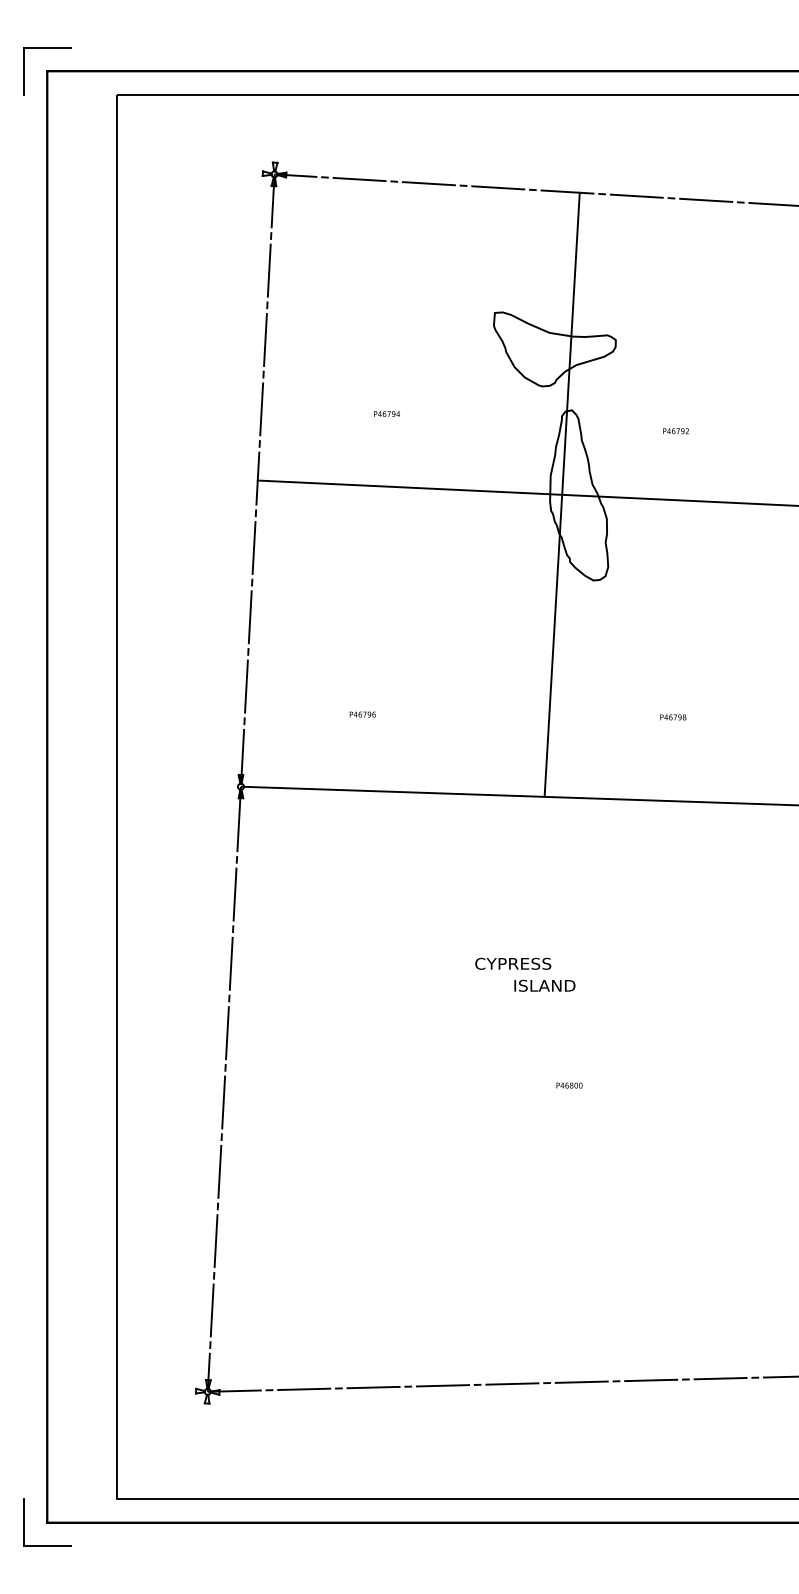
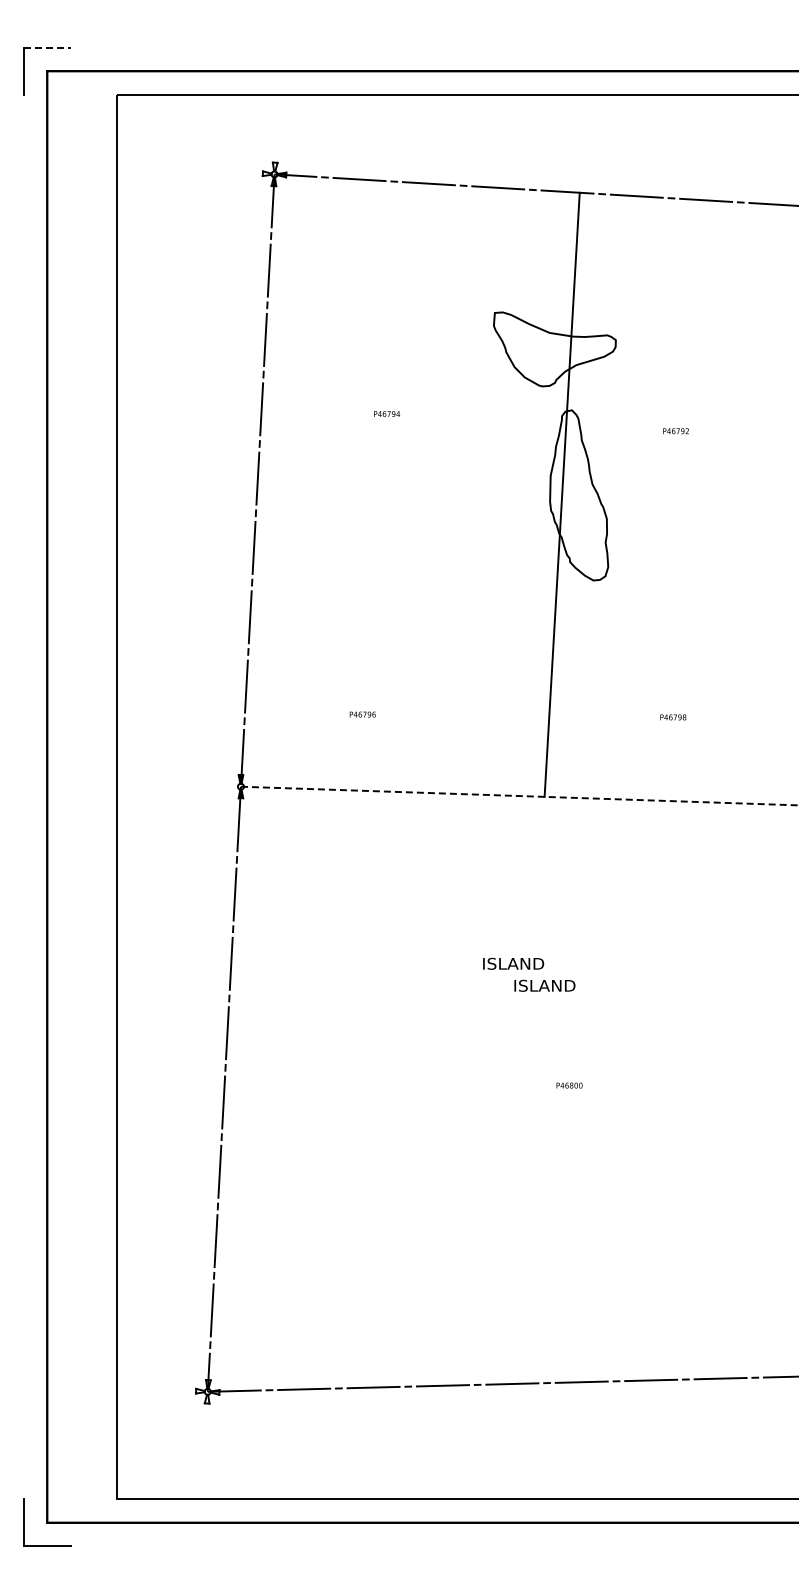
line: solid -> dashed (47, 47)
line: present -> none (526, 492)
line: solid -> dashed (519, 796)
text: CYPRESS -> ISLAND (513, 963)
